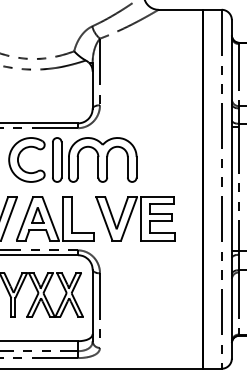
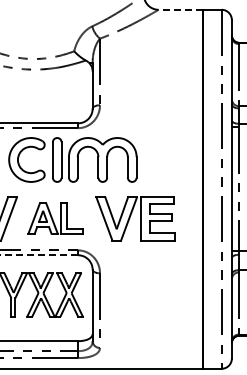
line: solid -> dashed (180, 9)
part size: 79x46 px -> 57x33 px (55, 218)
line: solid -> dashed (39, 255)
